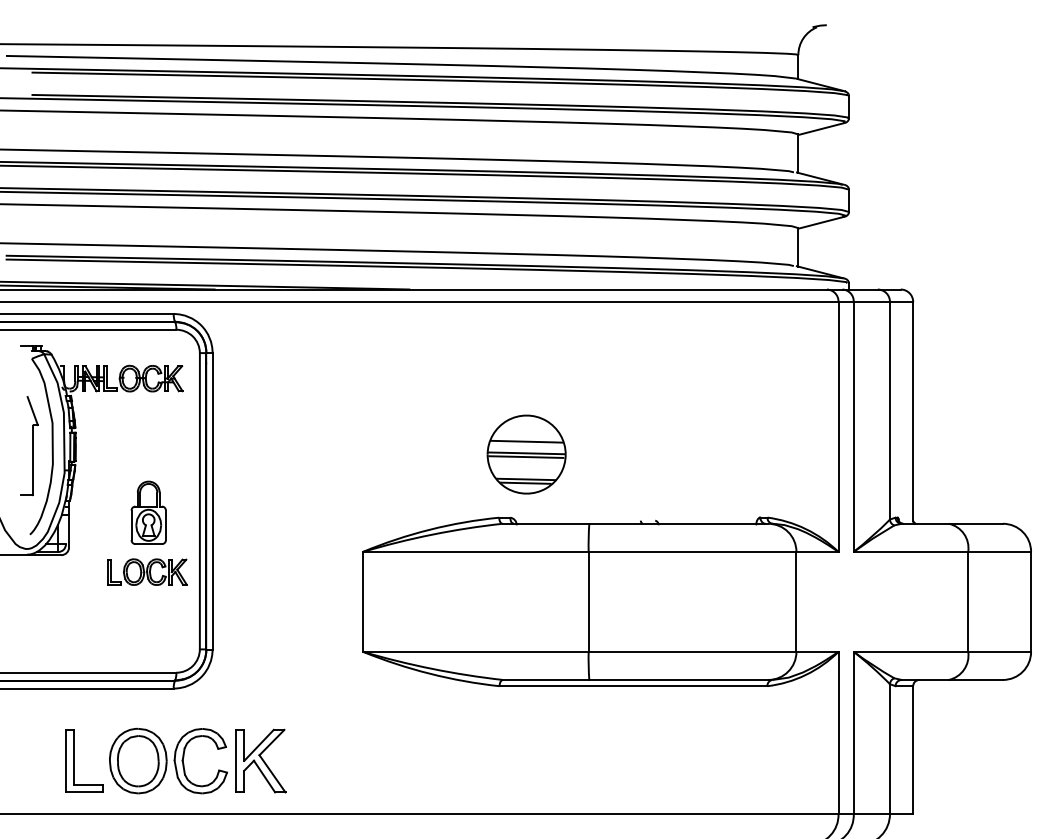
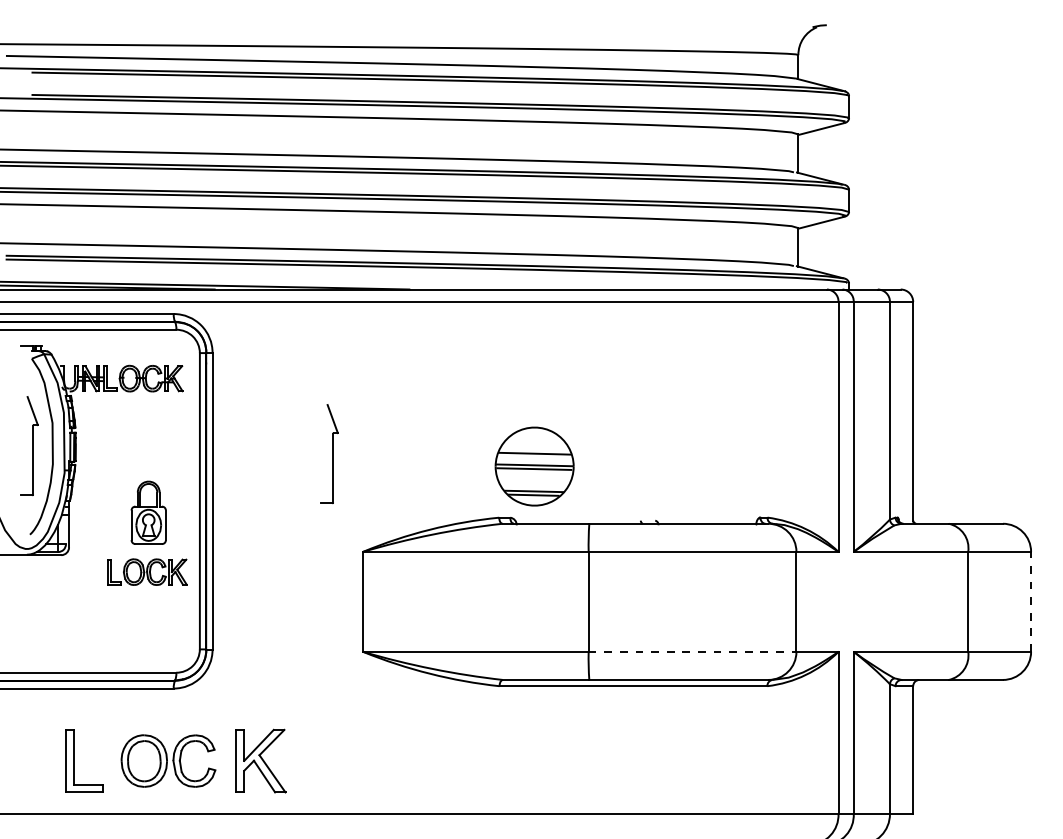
part: none -> present (329, 454)
part position: (526, 454) -> (534, 466) (534, 466)
line: solid -> dashed (1031, 601)
line: solid -> dashed (692, 651)
part size: 119x68 px -> 97x54 px (168, 760)
